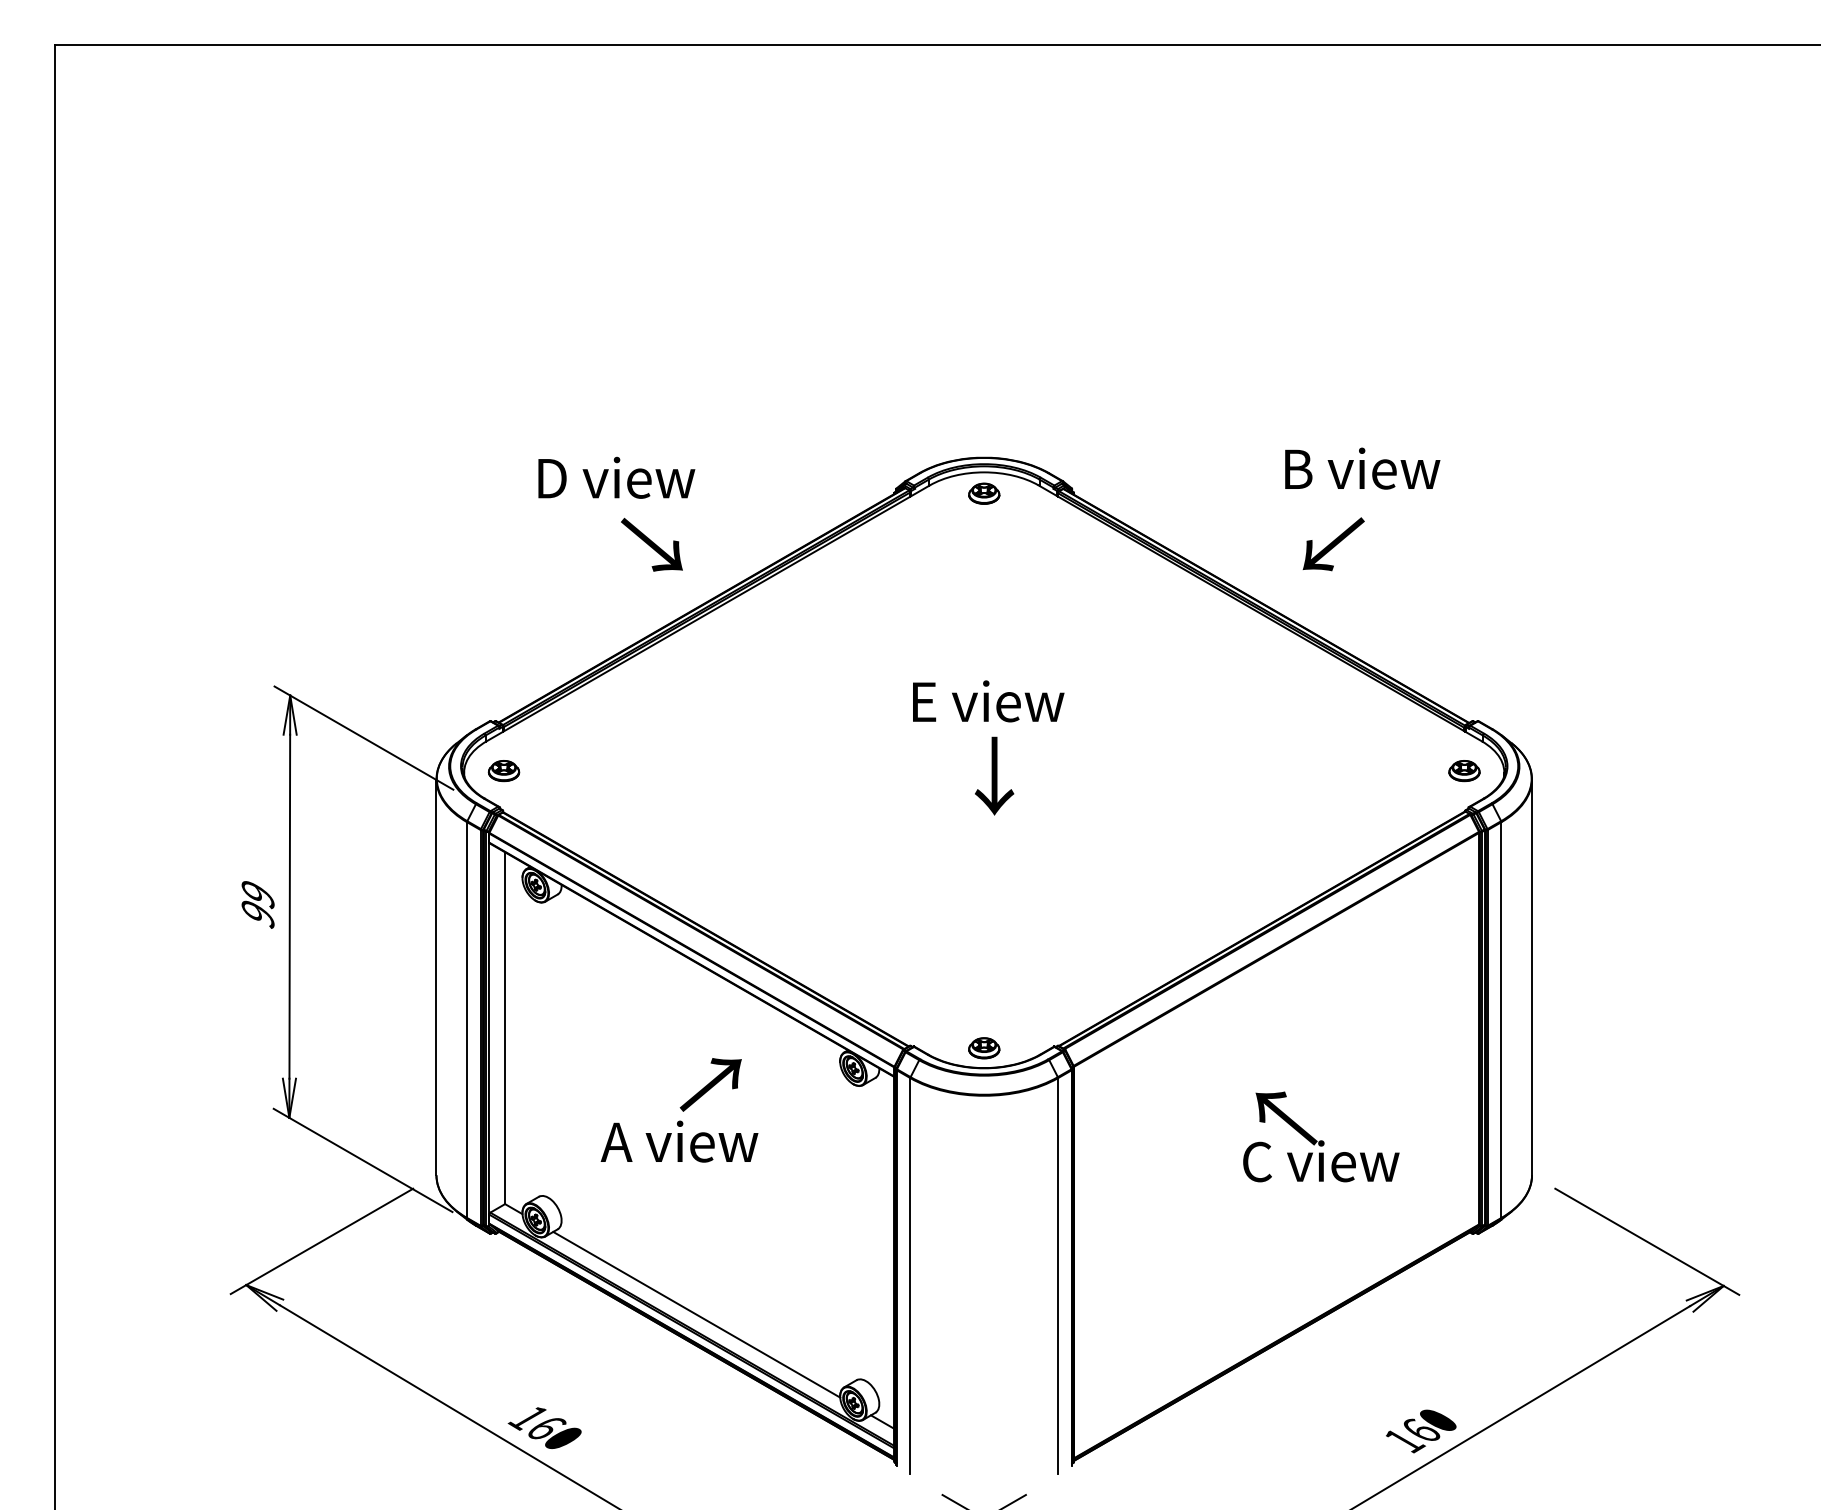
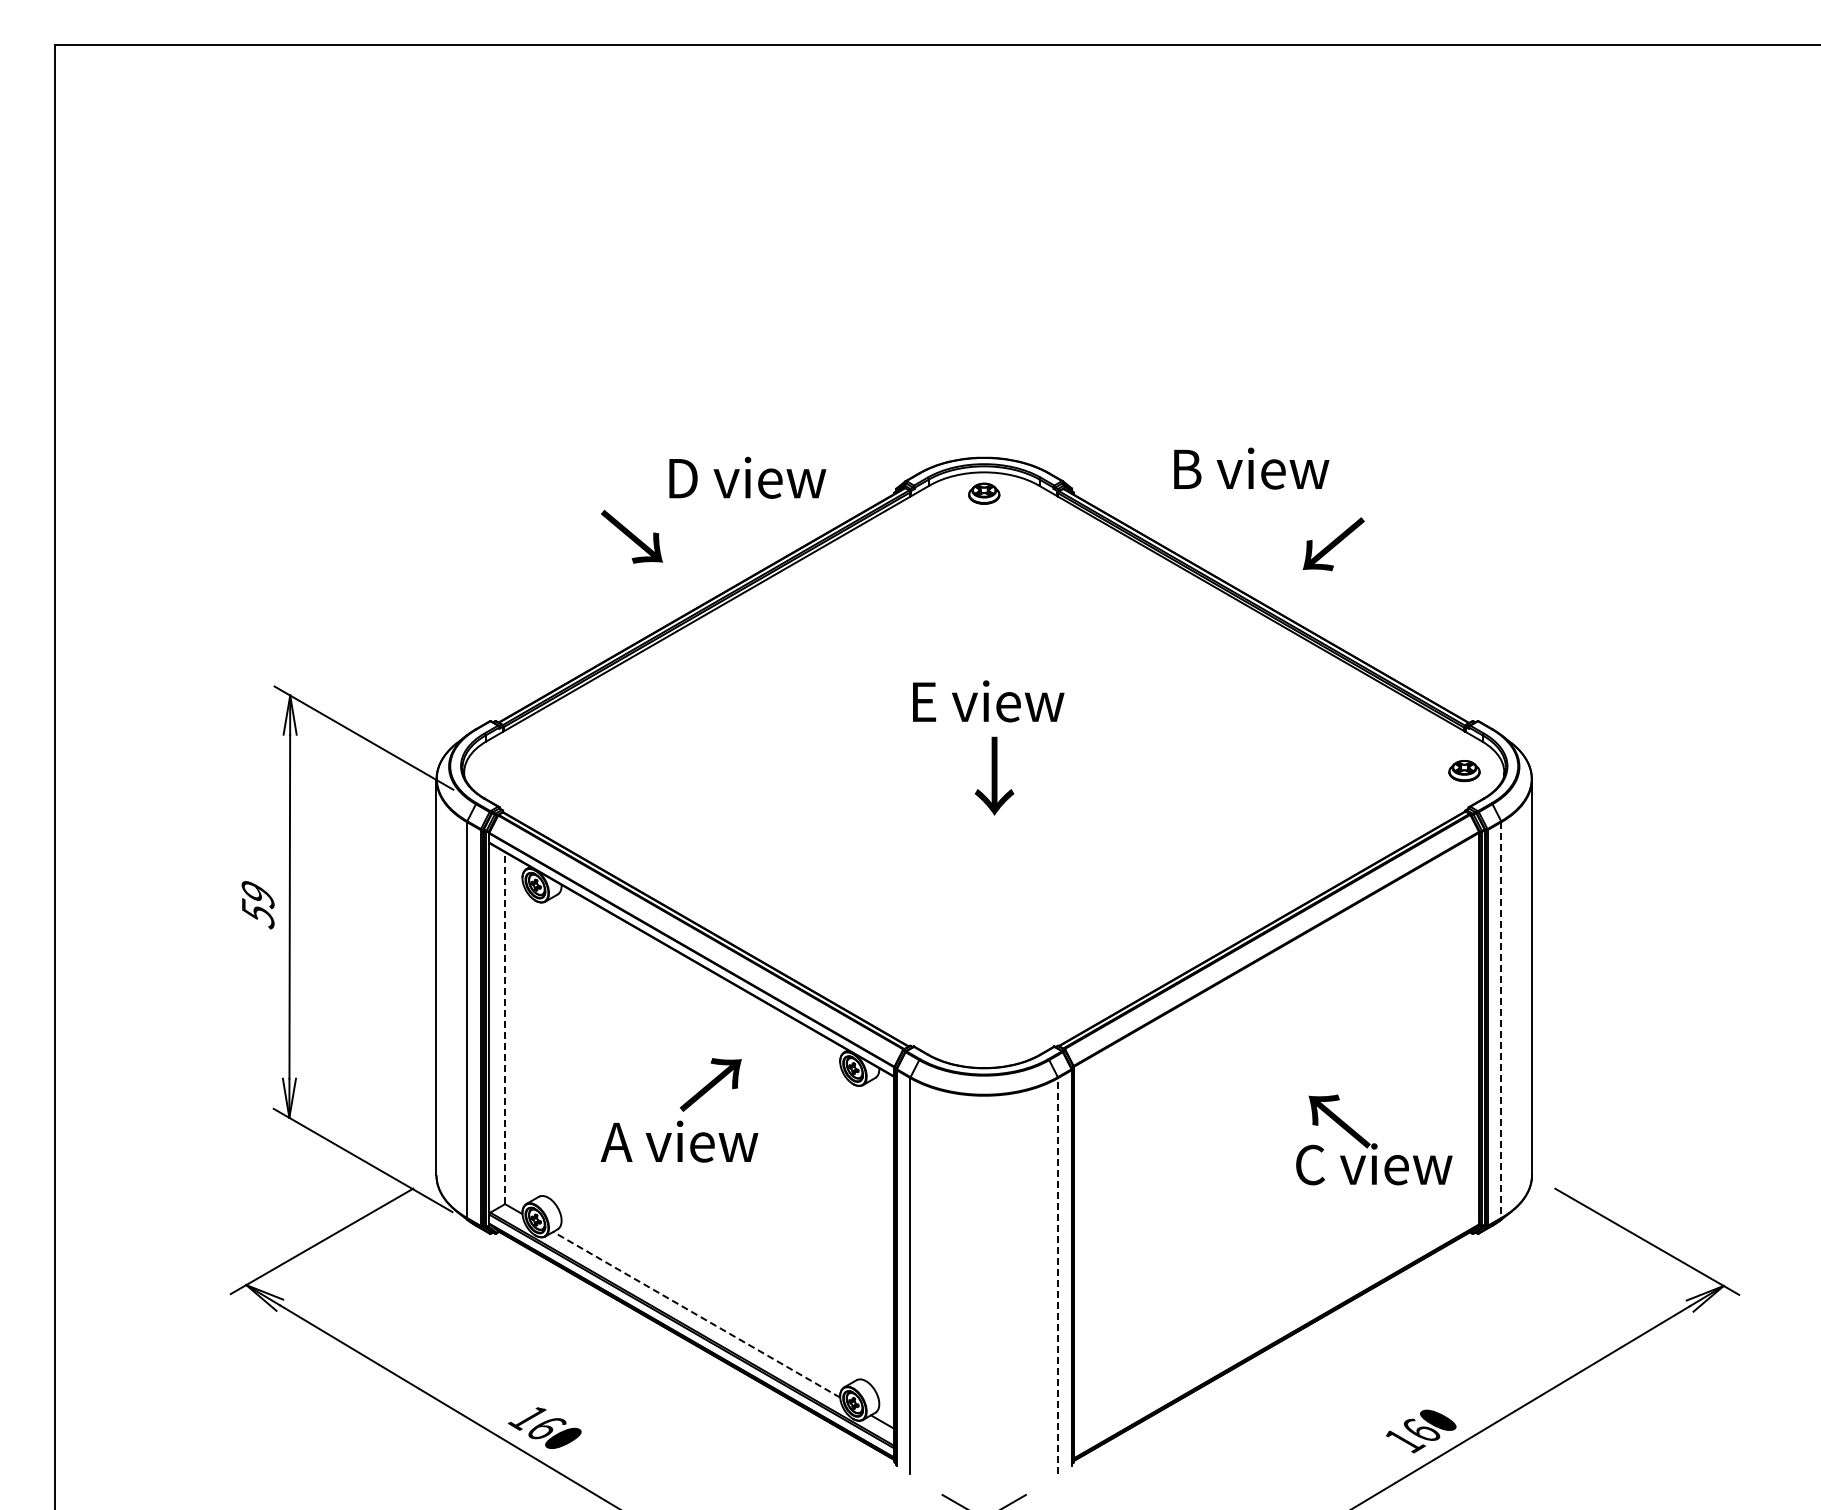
text position: (1362, 468) -> (1251, 468) (1251, 468)
text position: (616, 477) -> (747, 477) (747, 477)
text position: (651, 544) -> (631, 536) (631, 536)
part: present -> none (503, 771)
text: 99 -> 59 (257, 913)
line: solid -> dashed (1501, 1020)
line: solid -> dashed (504, 1028)
part: present -> none (984, 1048)
text position: (1321, 1136) -> (1374, 1139) (1374, 1139)
line: solid -> dashed (1058, 1276)
line: solid -> dashed (696, 1314)
